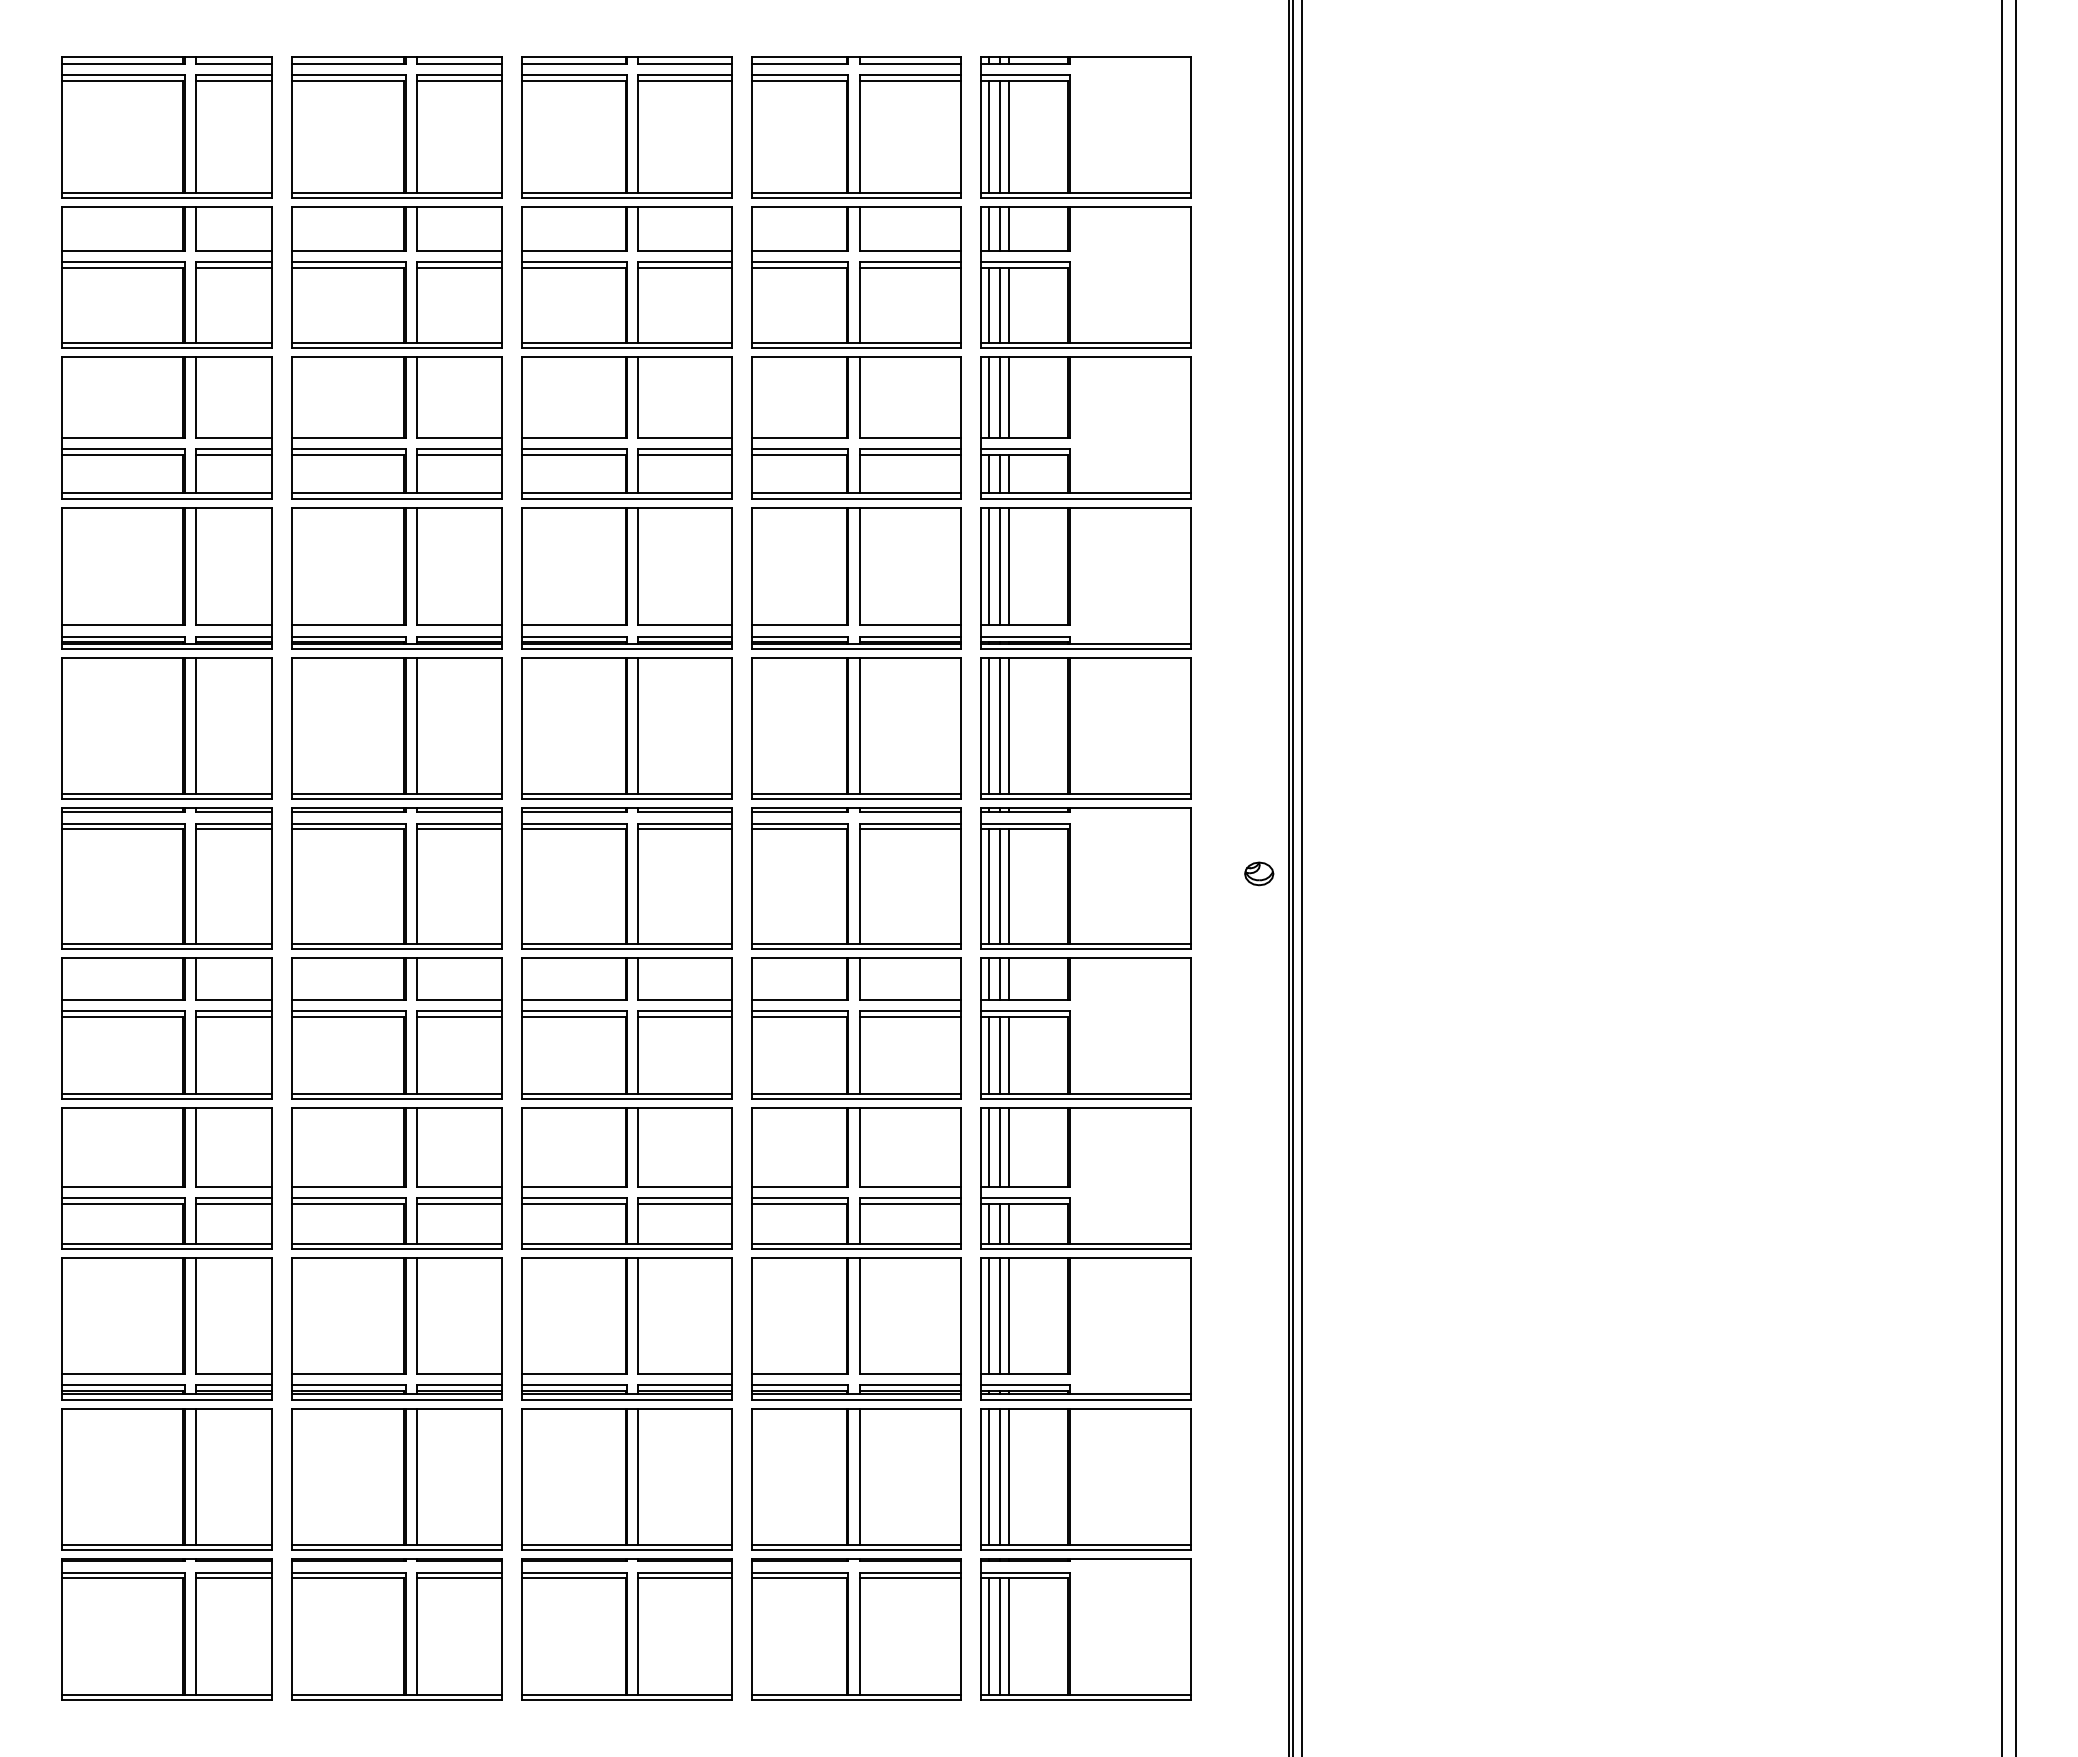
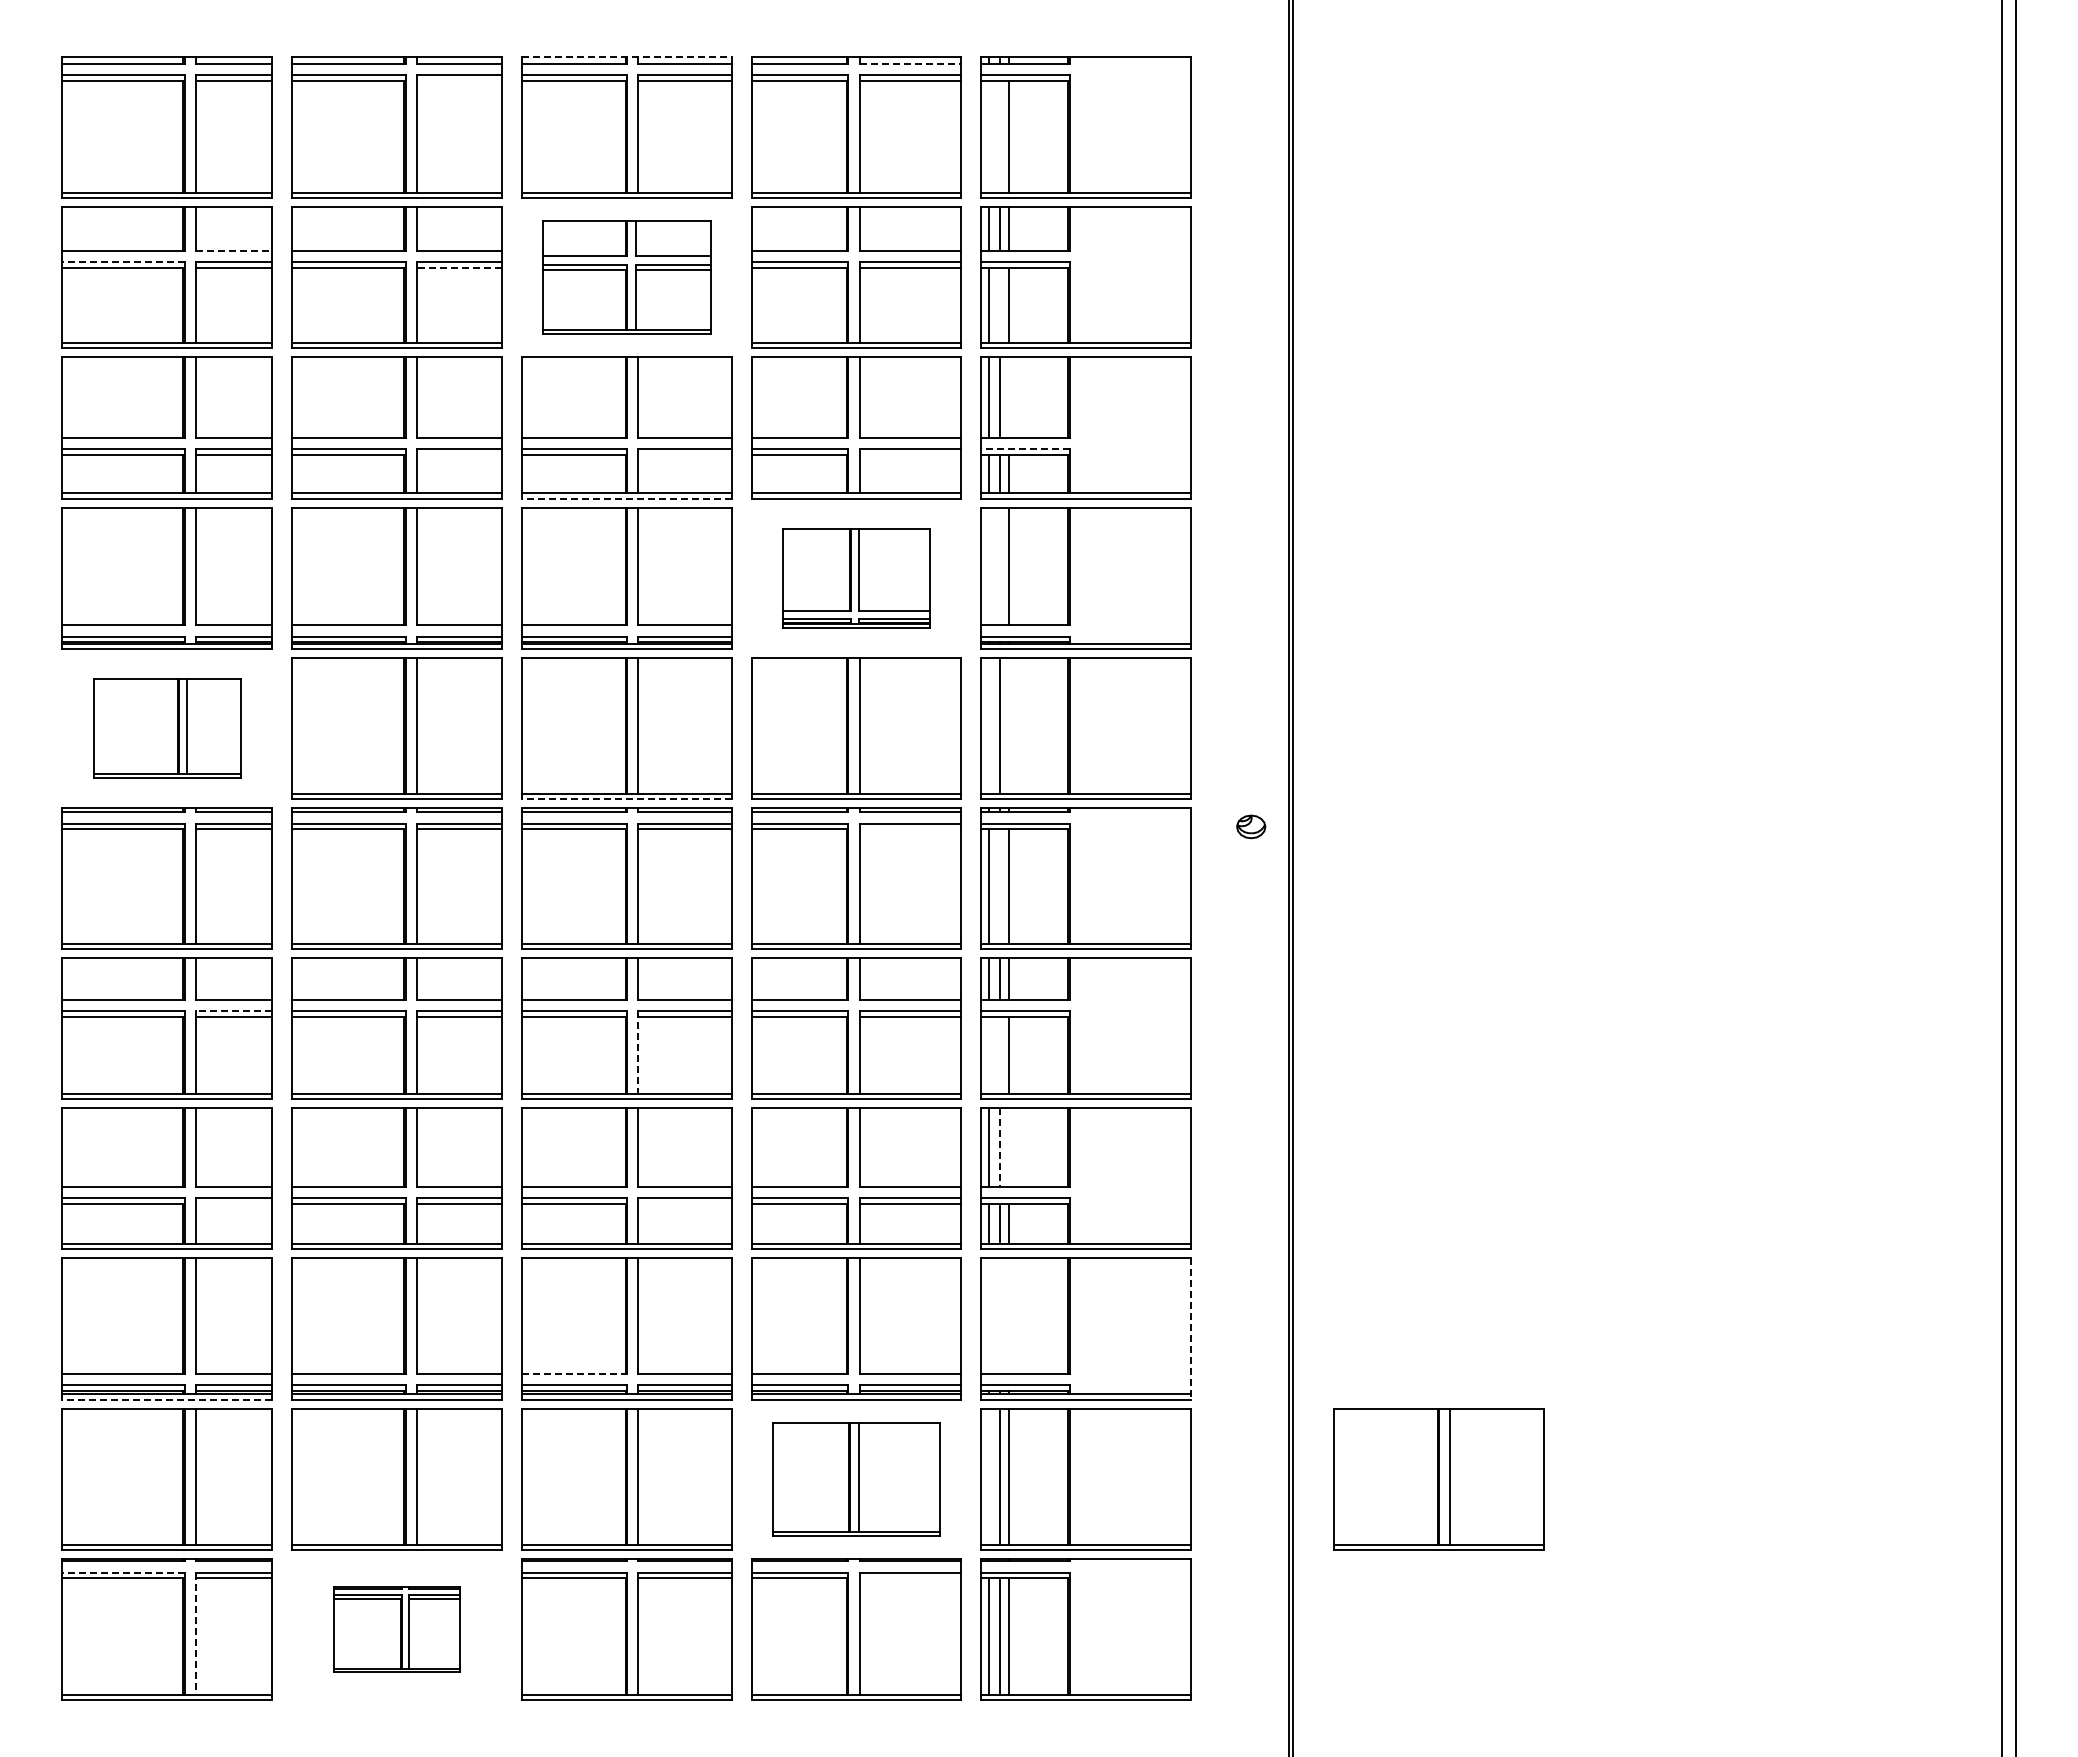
line: solid -> dashed (626, 57)
line: solid -> dashed (910, 63)
line: present -> none (459, 80)
line: present -> none (988, 136)
line: present -> none (1000, 136)
line: solid -> dashed (234, 250)
line: solid -> dashed (122, 262)
line: solid -> dashed (459, 267)
part size: 212x143 px -> 170x115 px (626, 277)
line: present -> none (1000, 305)
line: present -> none (1009, 397)
line: solid -> dashed (1024, 449)
line: present -> none (459, 455)
line: present -> none (684, 455)
line: present -> none (910, 455)
line: solid -> dashed (626, 498)
line: present -> none (988, 566)
line: present -> none (1000, 566)
part size: 211x143 px -> 149x101 px (856, 578)
line: present -> none (988, 725)
line: present -> none (1009, 725)
part size: 212x143 px -> 149x101 px (167, 728)
line: solid -> dashed (626, 798)
line: present -> none (910, 829)
part position: (1259, 873) -> (1251, 826) (1251, 826)
line: present -> none (1301, 877)
line: present -> none (1000, 886)
line: solid -> dashed (233, 1011)
line: solid -> dashed (638, 1052)
line: present -> none (988, 1055)
line: present -> none (1000, 1055)
line: present -> none (1009, 1147)
line: solid -> dashed (1000, 1148)
line: present -> none (233, 1203)
line: present -> none (684, 1203)
line: present -> none (988, 1316)
line: present -> none (1000, 1316)
line: present -> none (1009, 1316)
line: solid -> dashed (1191, 1328)
line: solid -> dashed (574, 1374)
line: solid -> dashed (167, 1399)
line: present -> none (988, 1476)
part size: 211x143 px -> 169x115 px (856, 1479)
part: none -> present (1438, 1479)
line: solid -> dashed (122, 1572)
line: present -> none (910, 1578)
part size: 212x143 px -> 128x87 px (396, 1629)
line: solid -> dashed (195, 1634)
